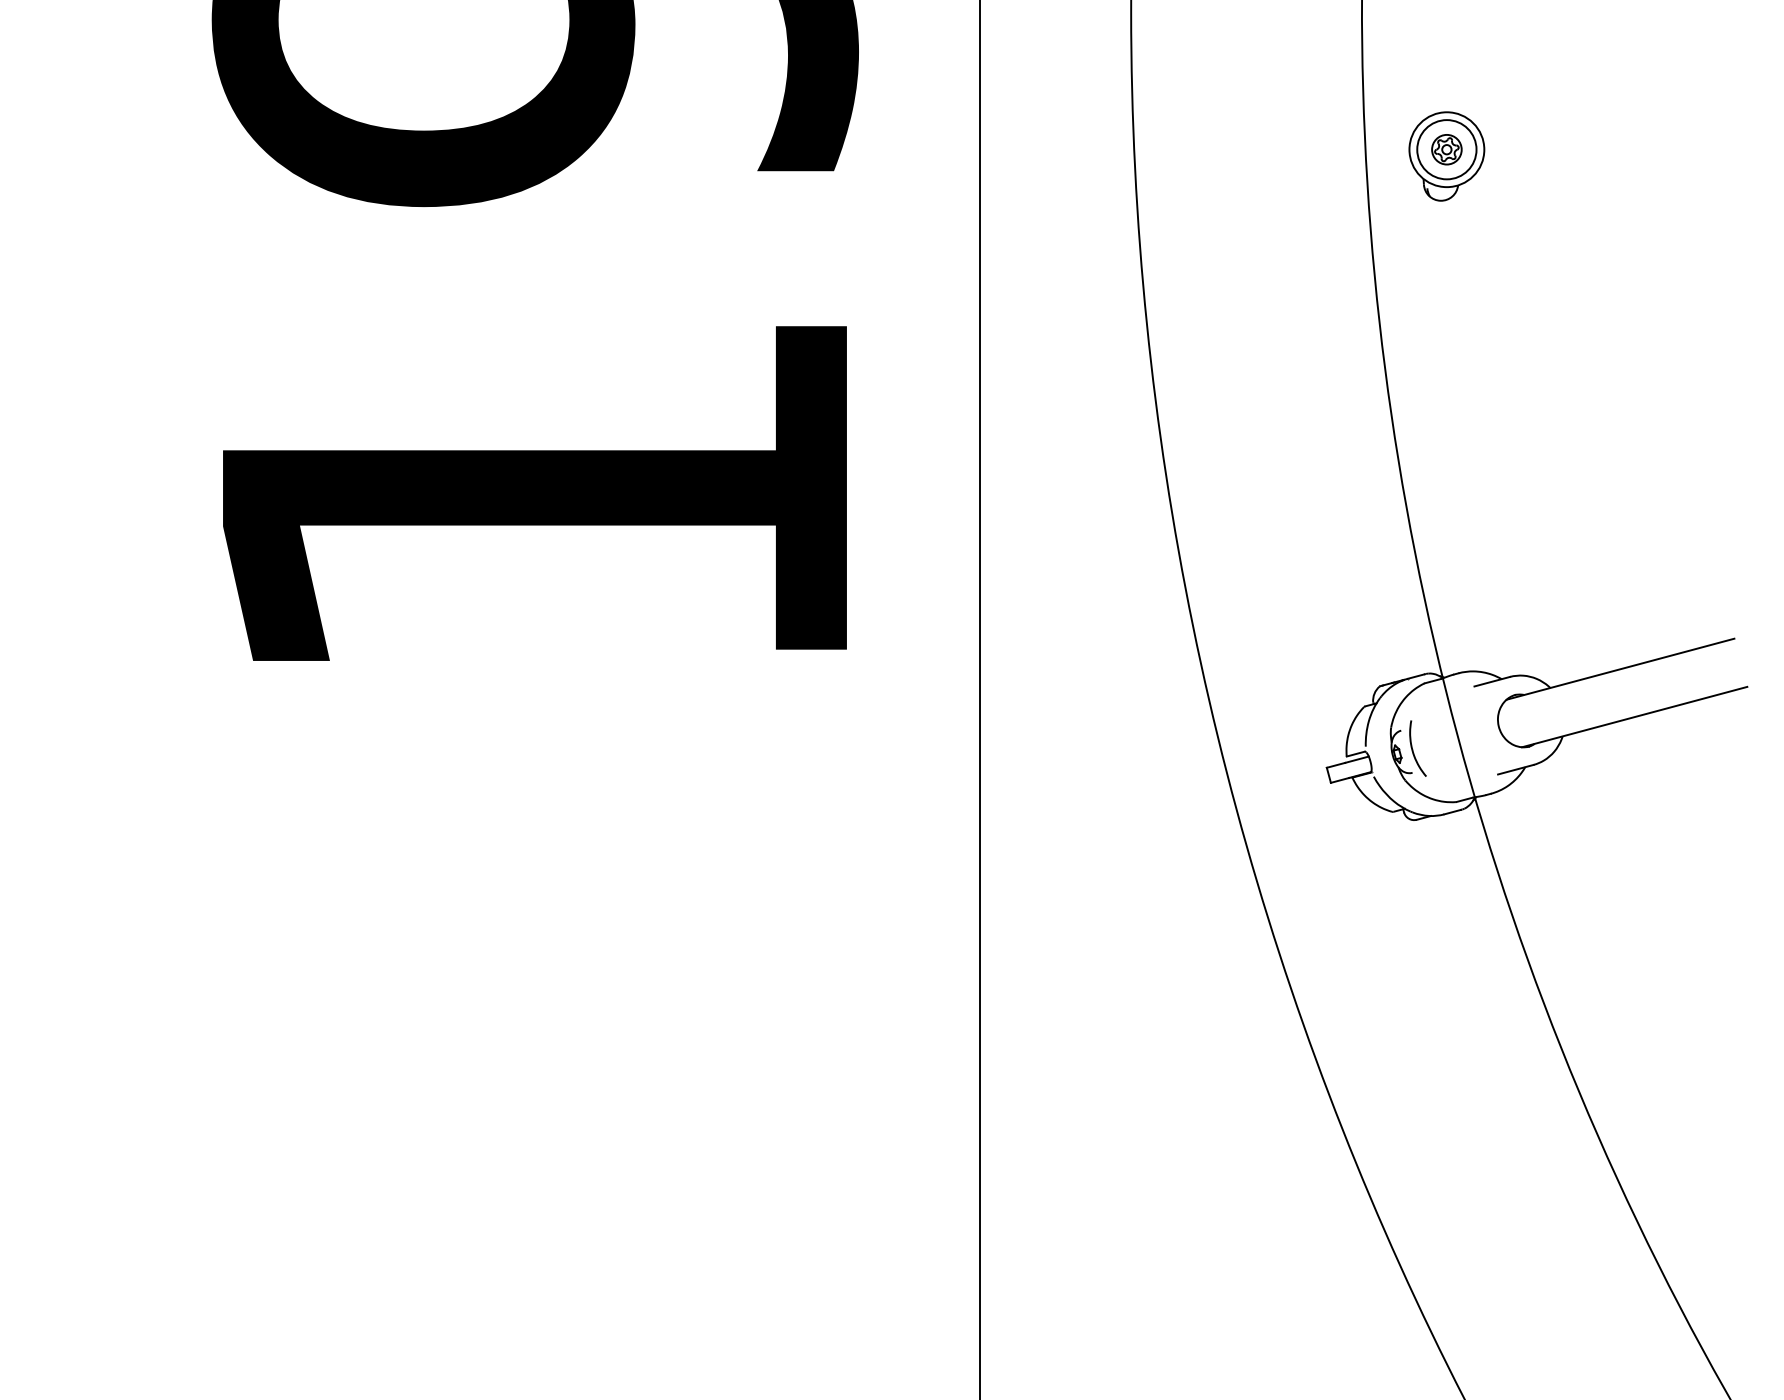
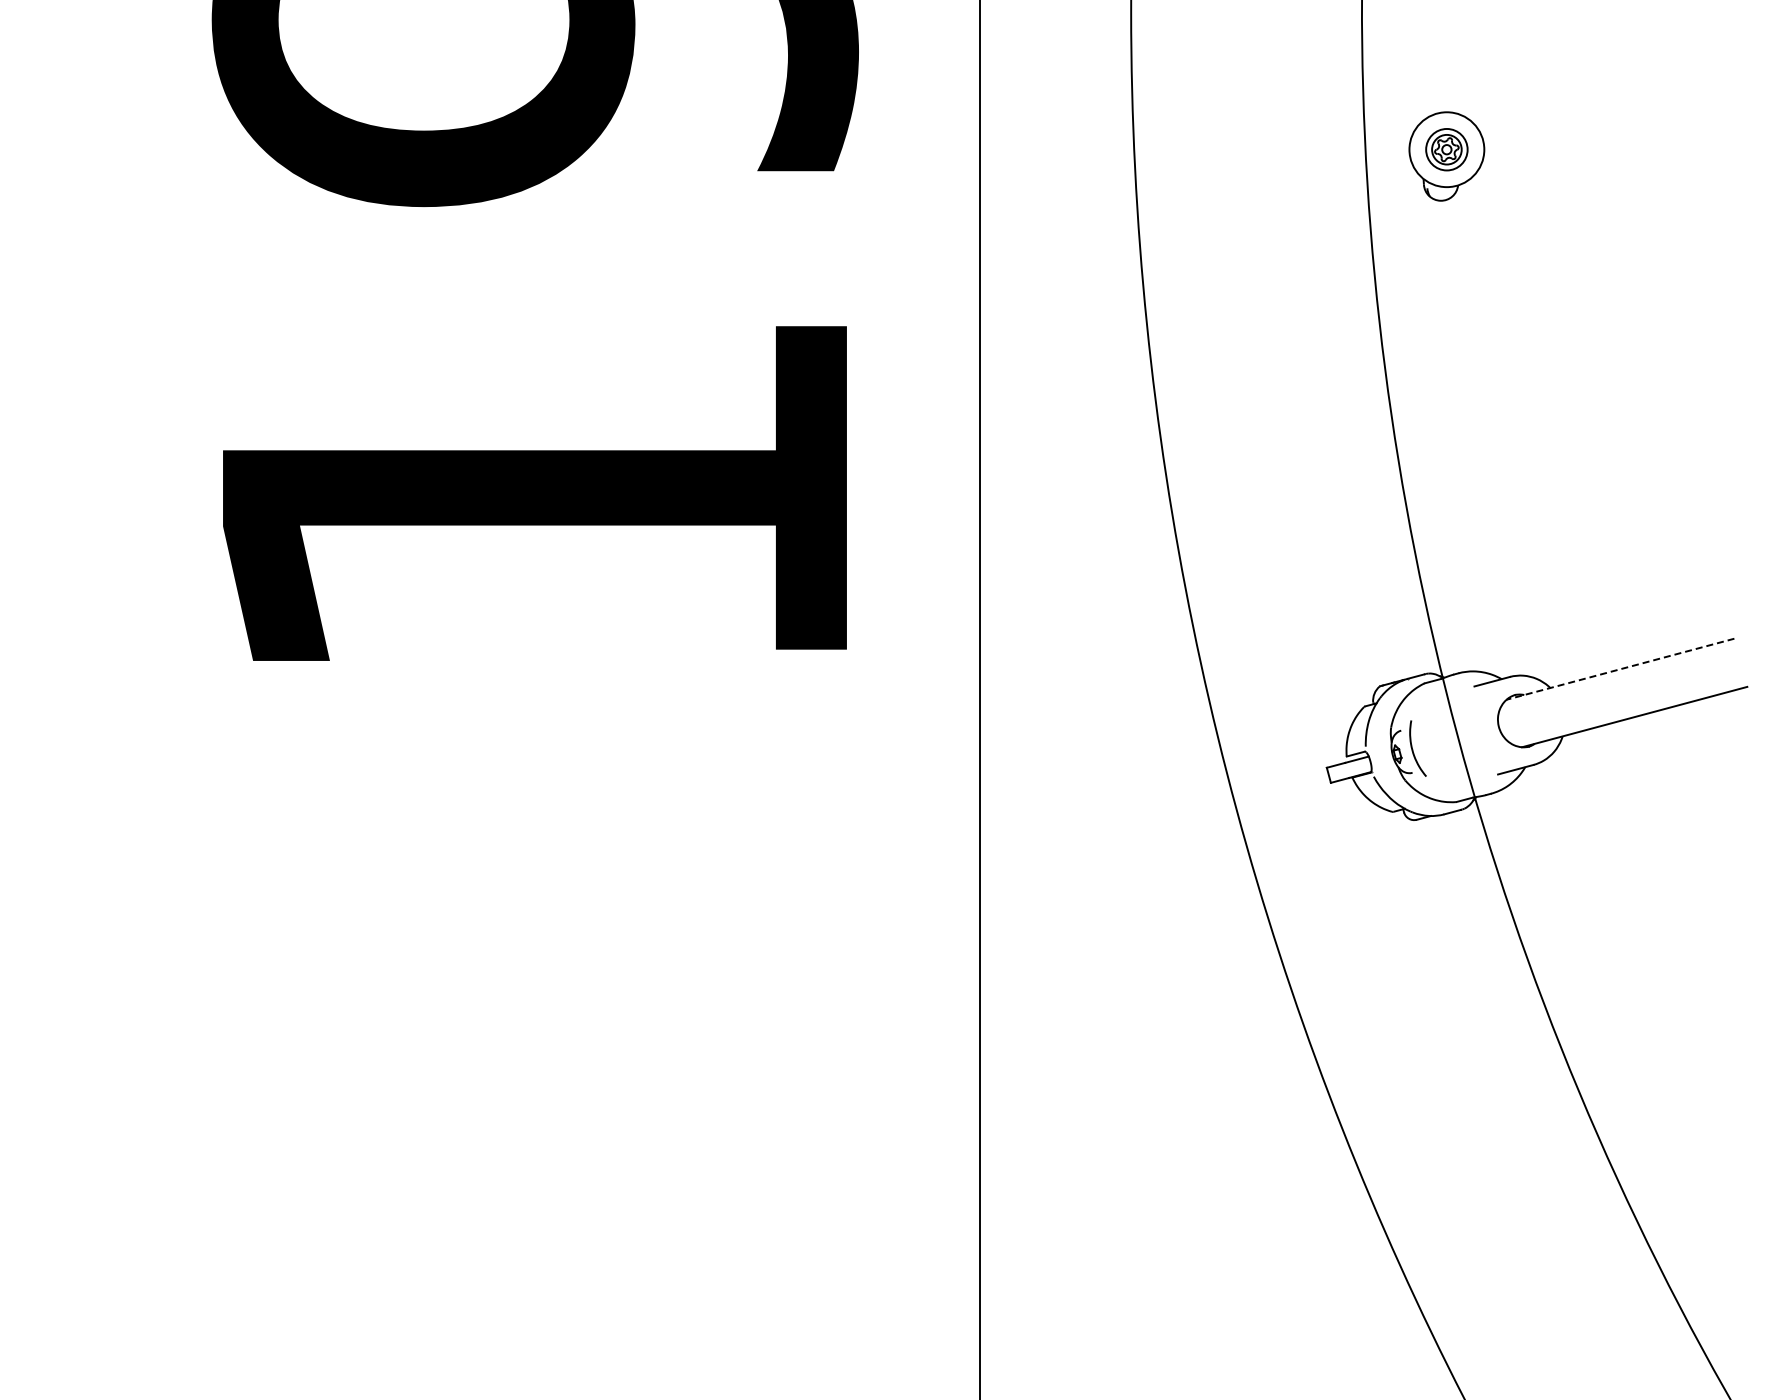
circle diameter: 59 px -> 41 px (1446, 149)
line: solid -> dashed (1620, 669)
